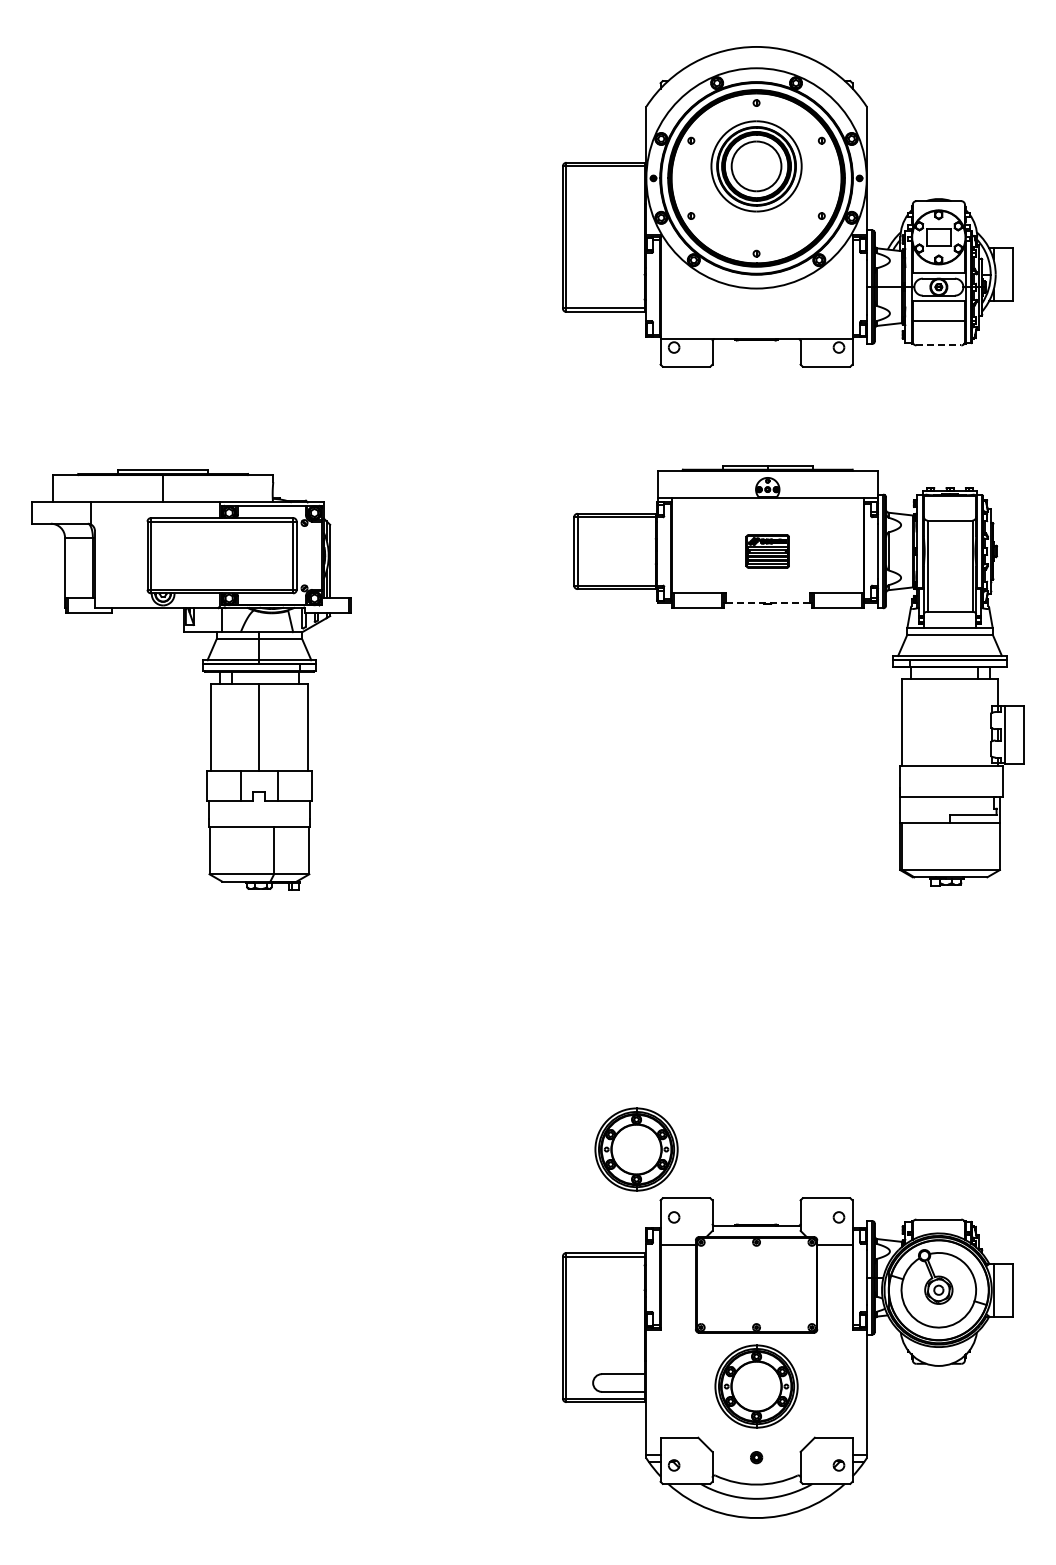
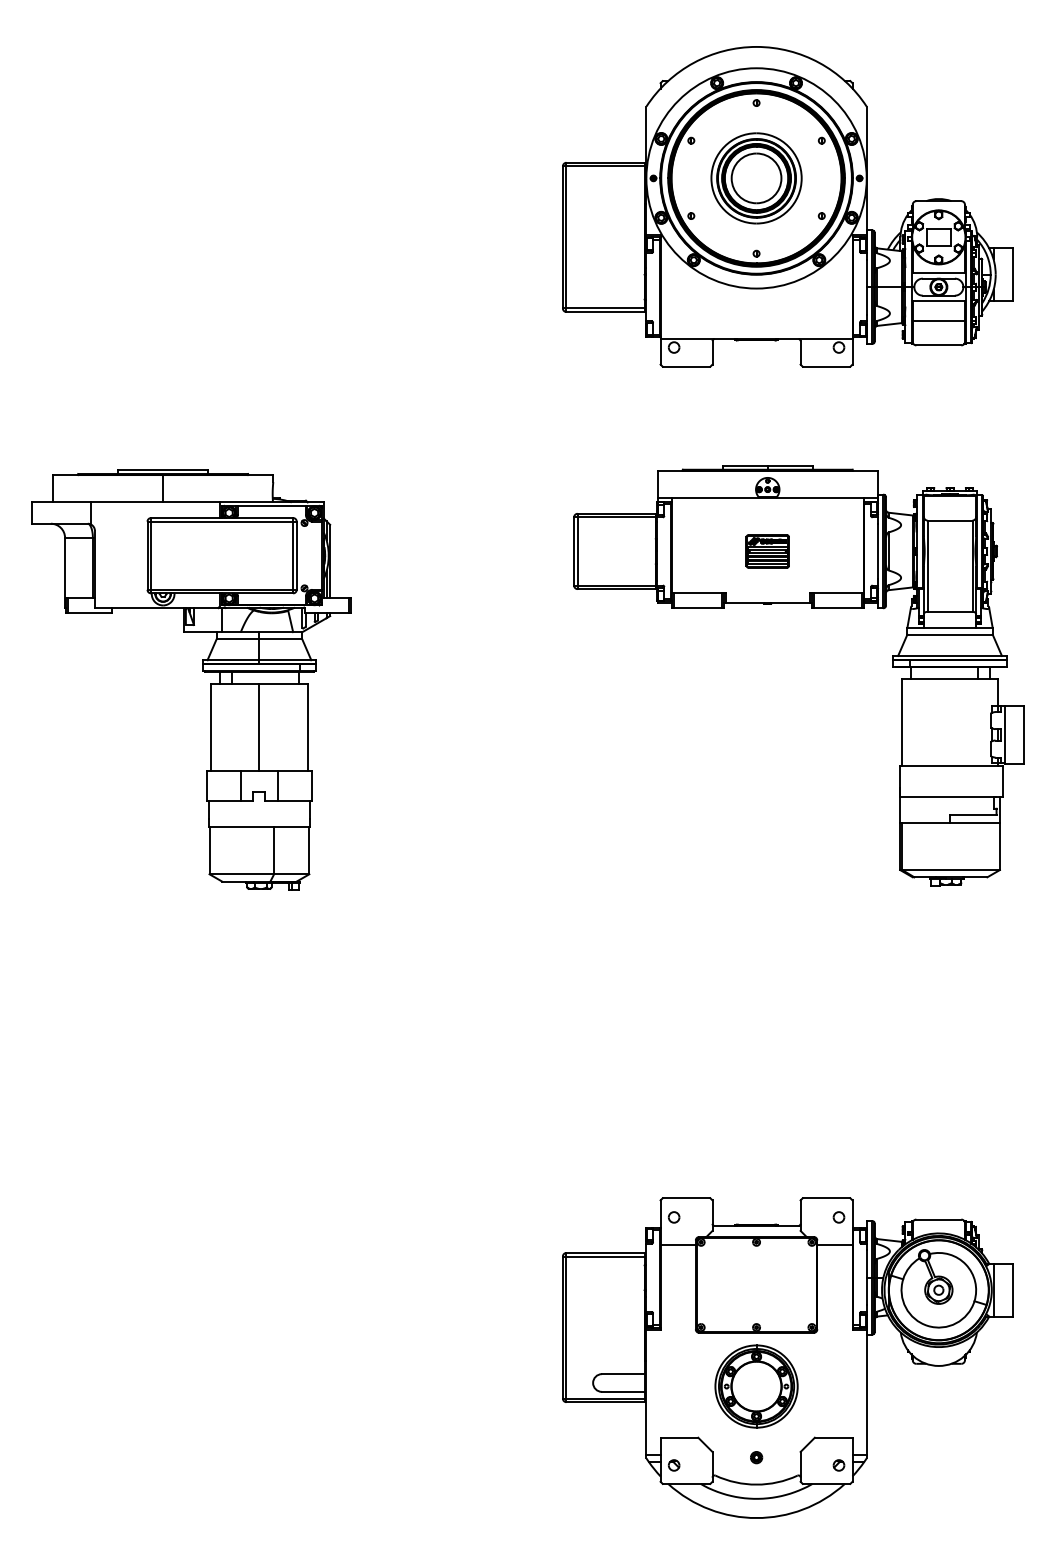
part position: (756, 166) -> (756, 178) (756, 178)
line: dashed -> solid (939, 345)
line: dashed -> solid (767, 603)
part: present -> none (636, 1149)
